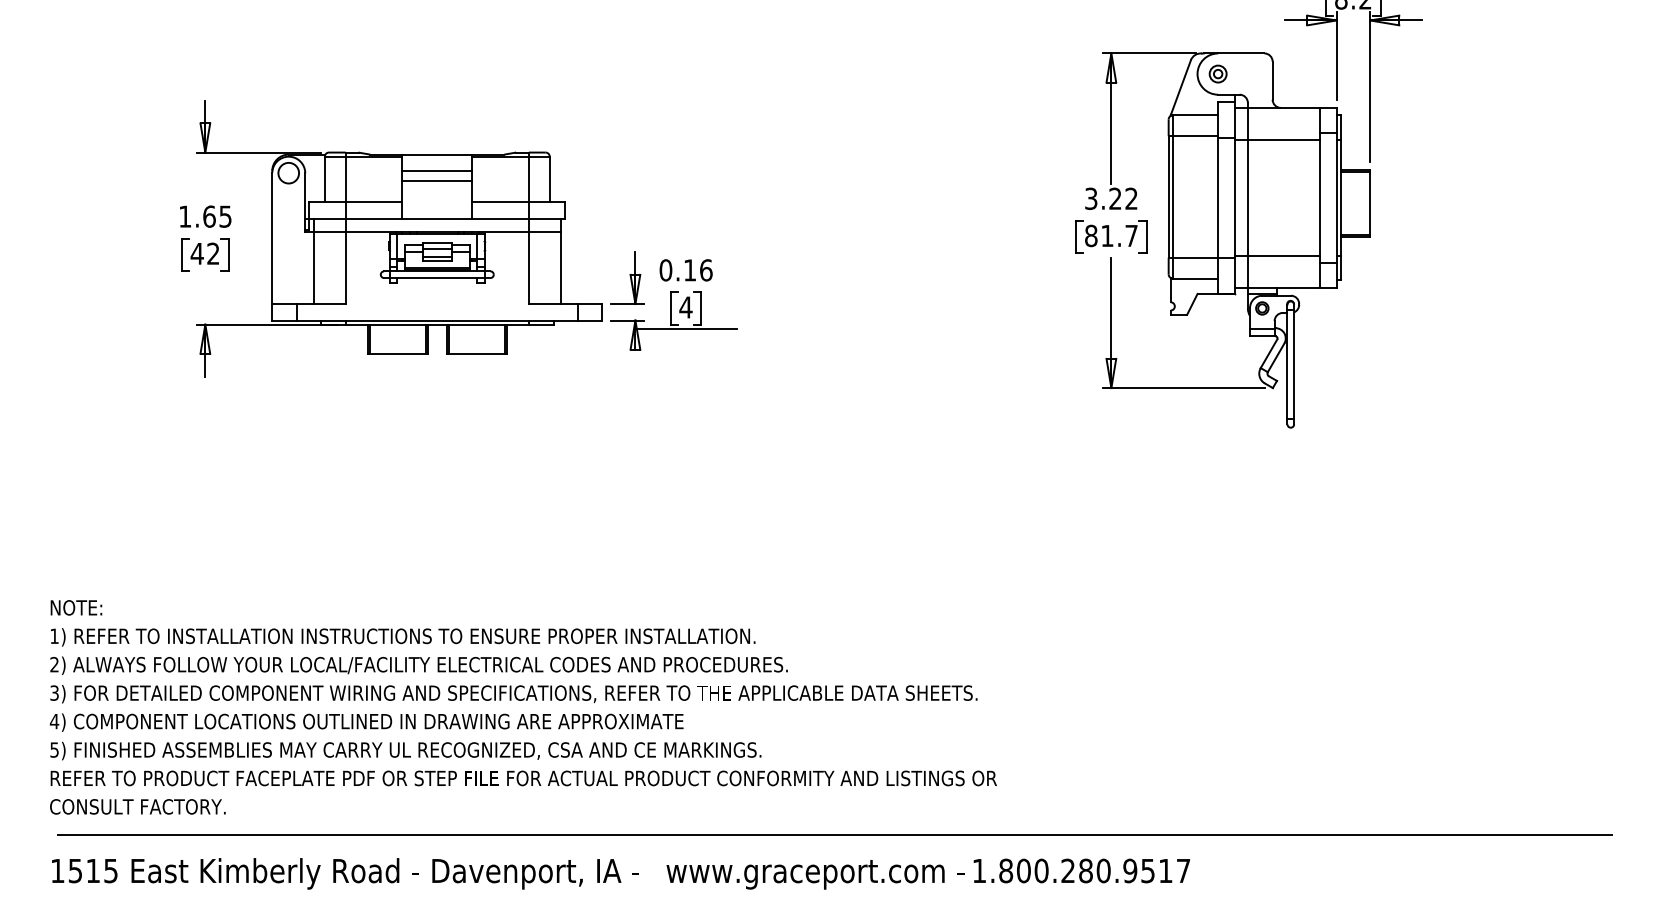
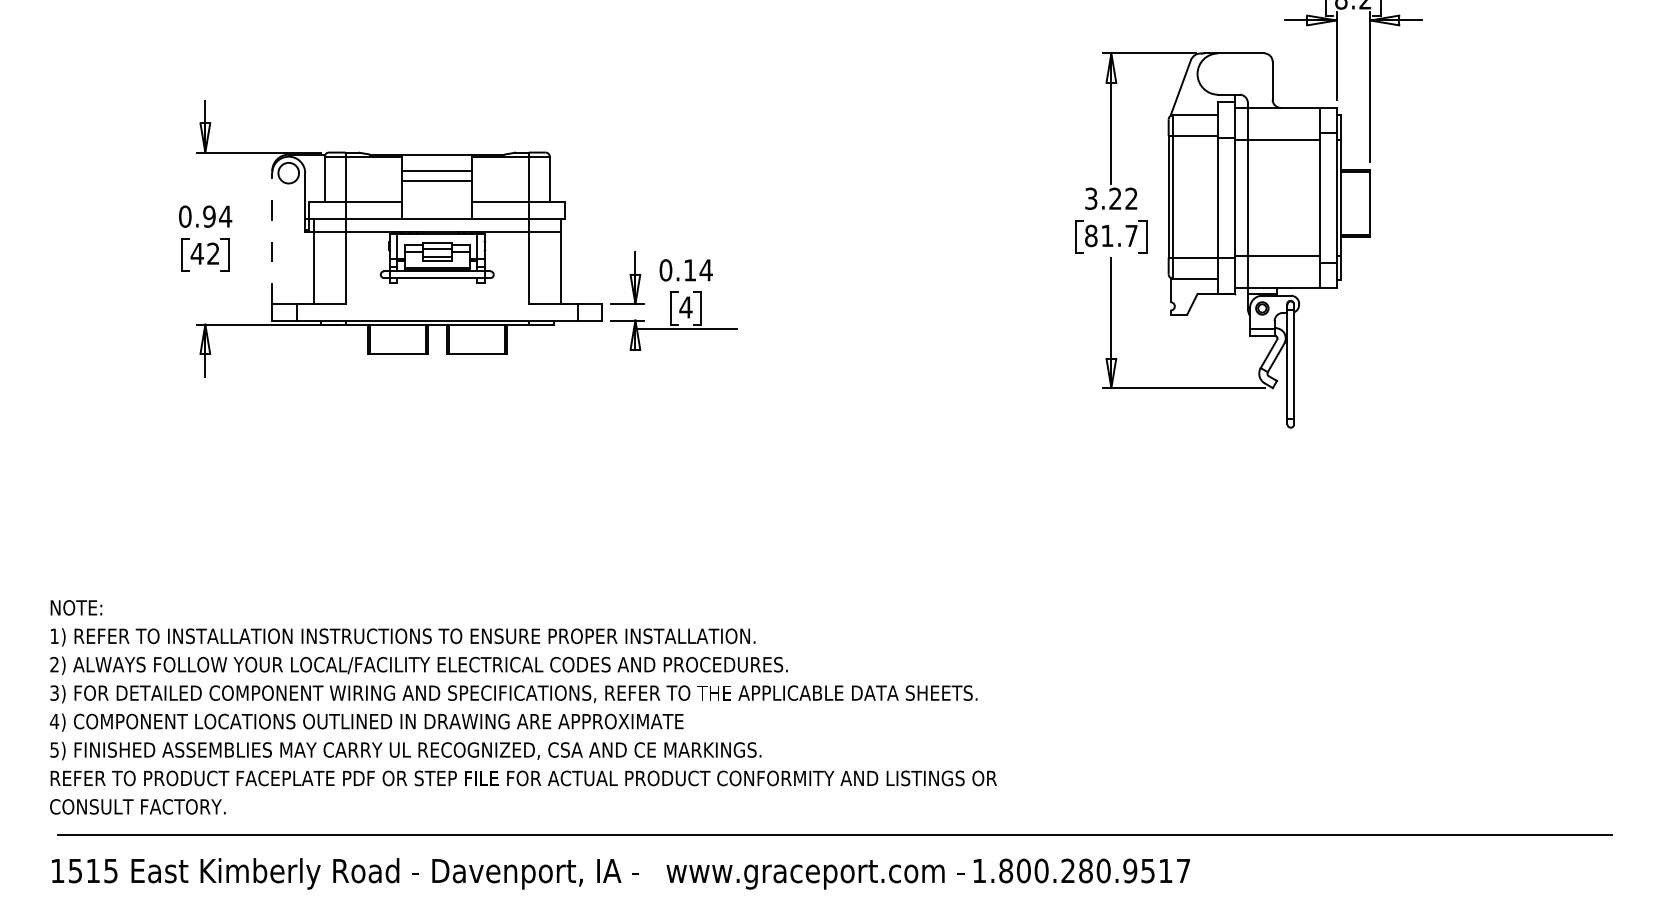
part: present -> none (1217, 73)
text: 1.65 -> 0.94 (205, 216)
line: solid -> dashed (272, 238)
text: 0.16 -> 0.14 (705, 270)
